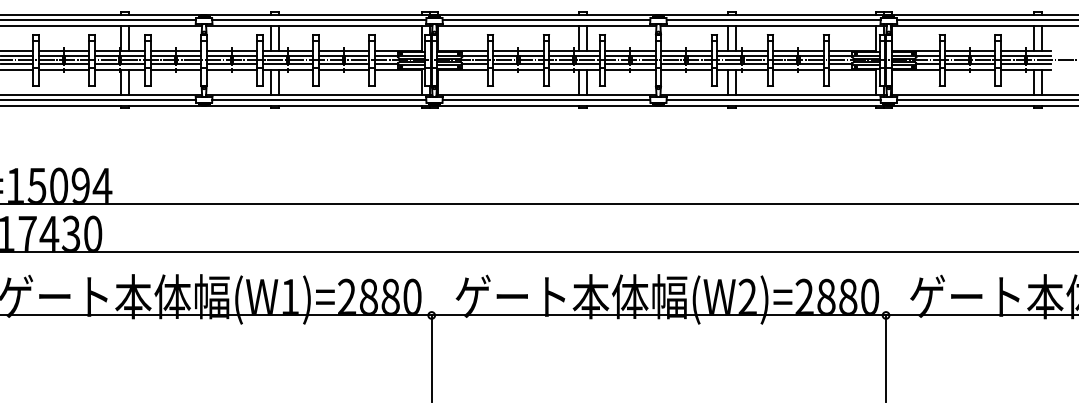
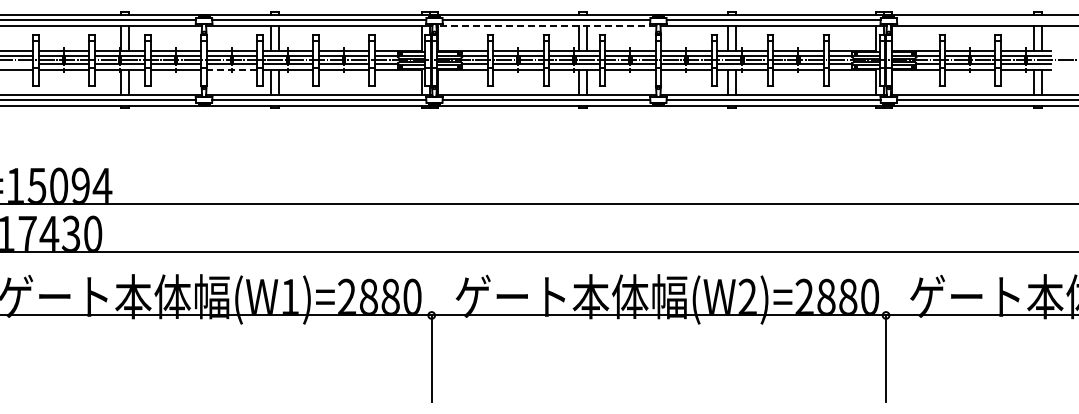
line: present -> none (986, 20)
line: solid -> dashed (546, 26)
line: present -> none (17, 64)
line: solid -> dashed (231, 70)
